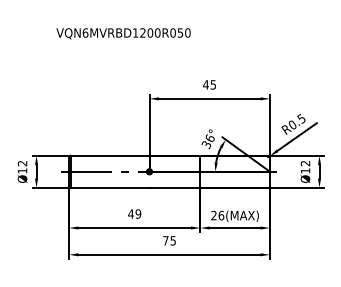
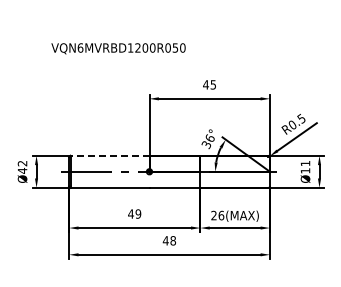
text position: (123, 33) -> (118, 48) (118, 48)
line: solid -> dashed (109, 155)
text: Ø12 -> Ø11 (304, 163)
text: Ø12 -> Ø42 (22, 170)
text: 75 -> 48 (169, 240)
